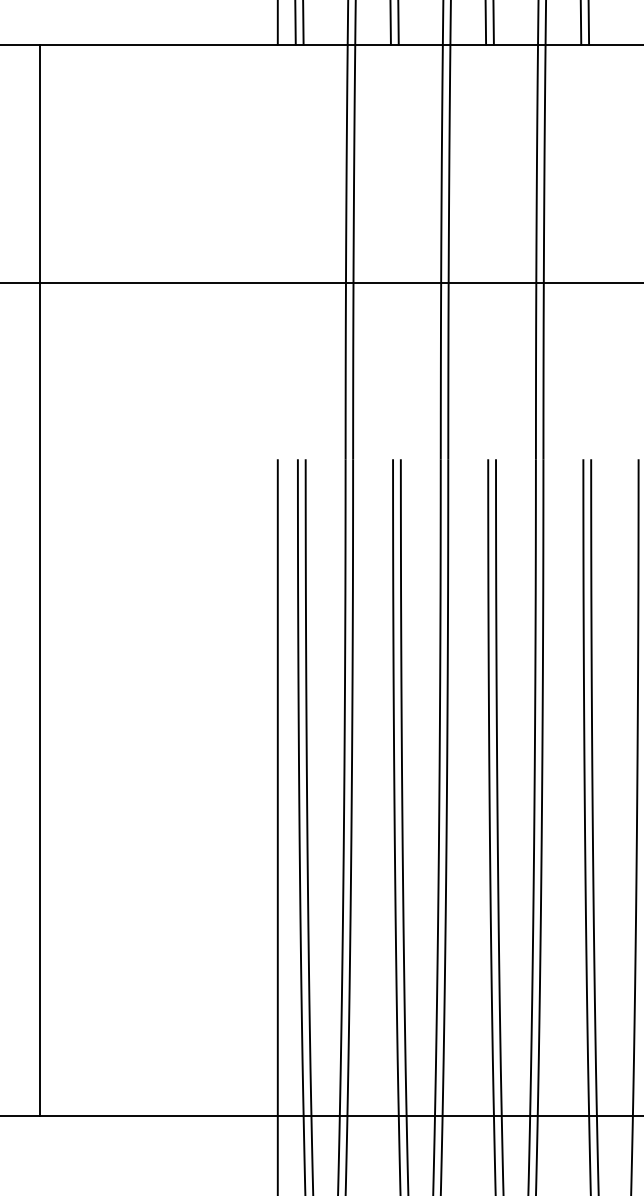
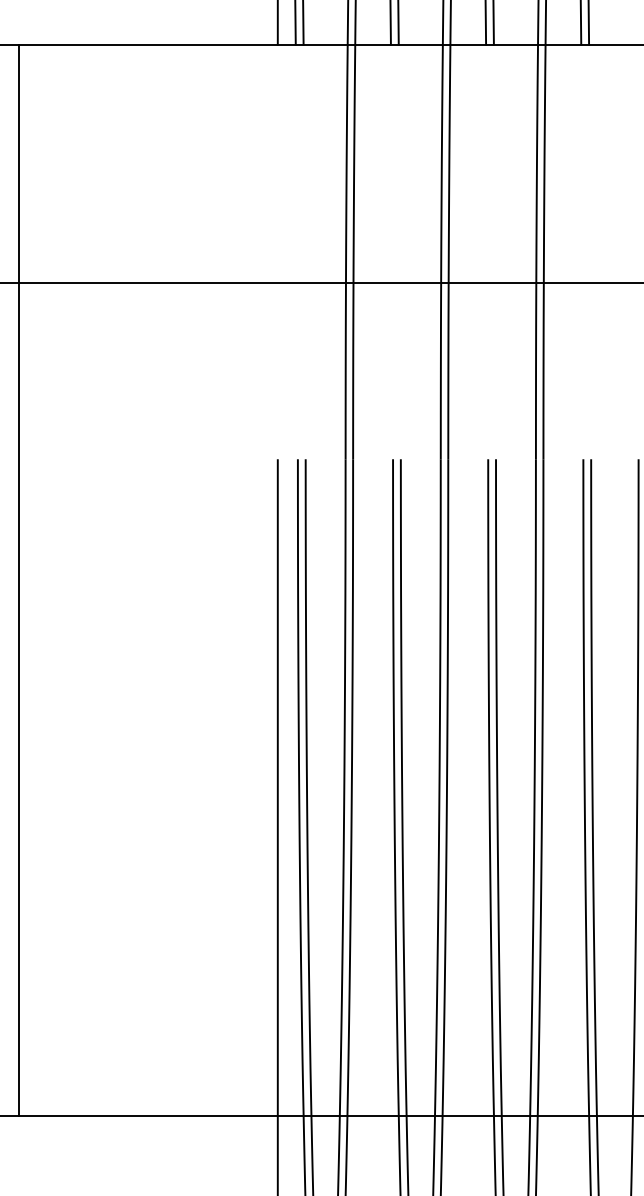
line position: (39, 580) -> (18, 580) (18, 580)
